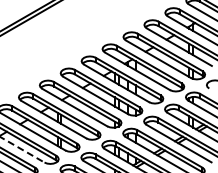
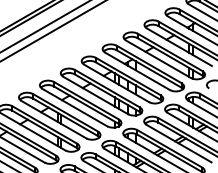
line: none -> present (44, 26)
line: none -> present (52, 31)
line: dashed -> solid (22, 149)
